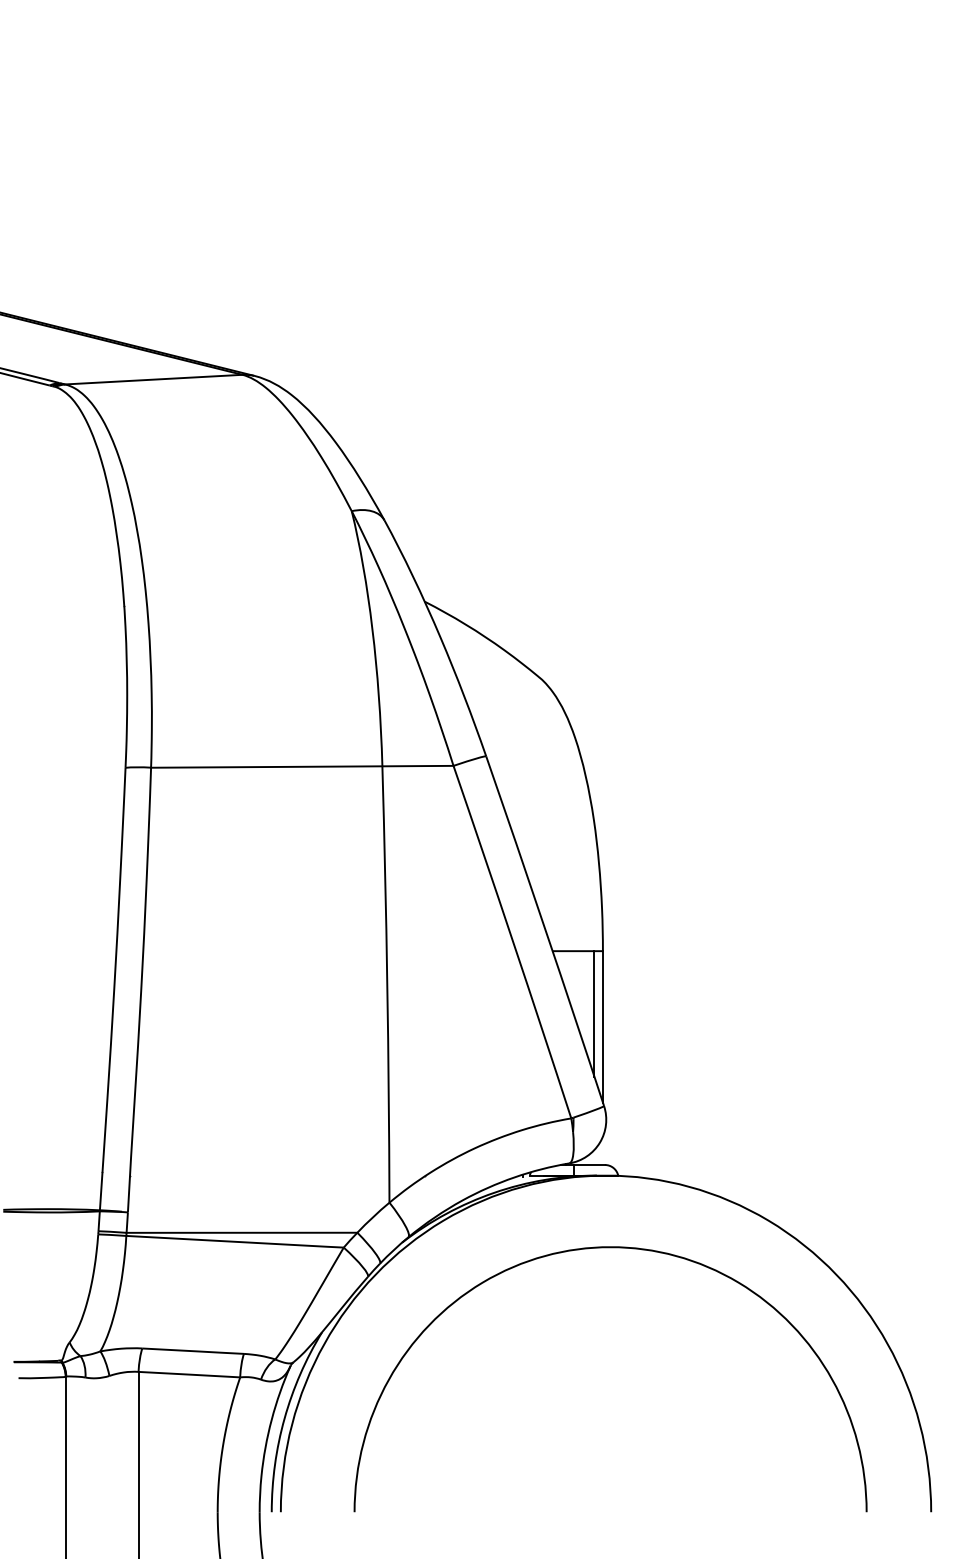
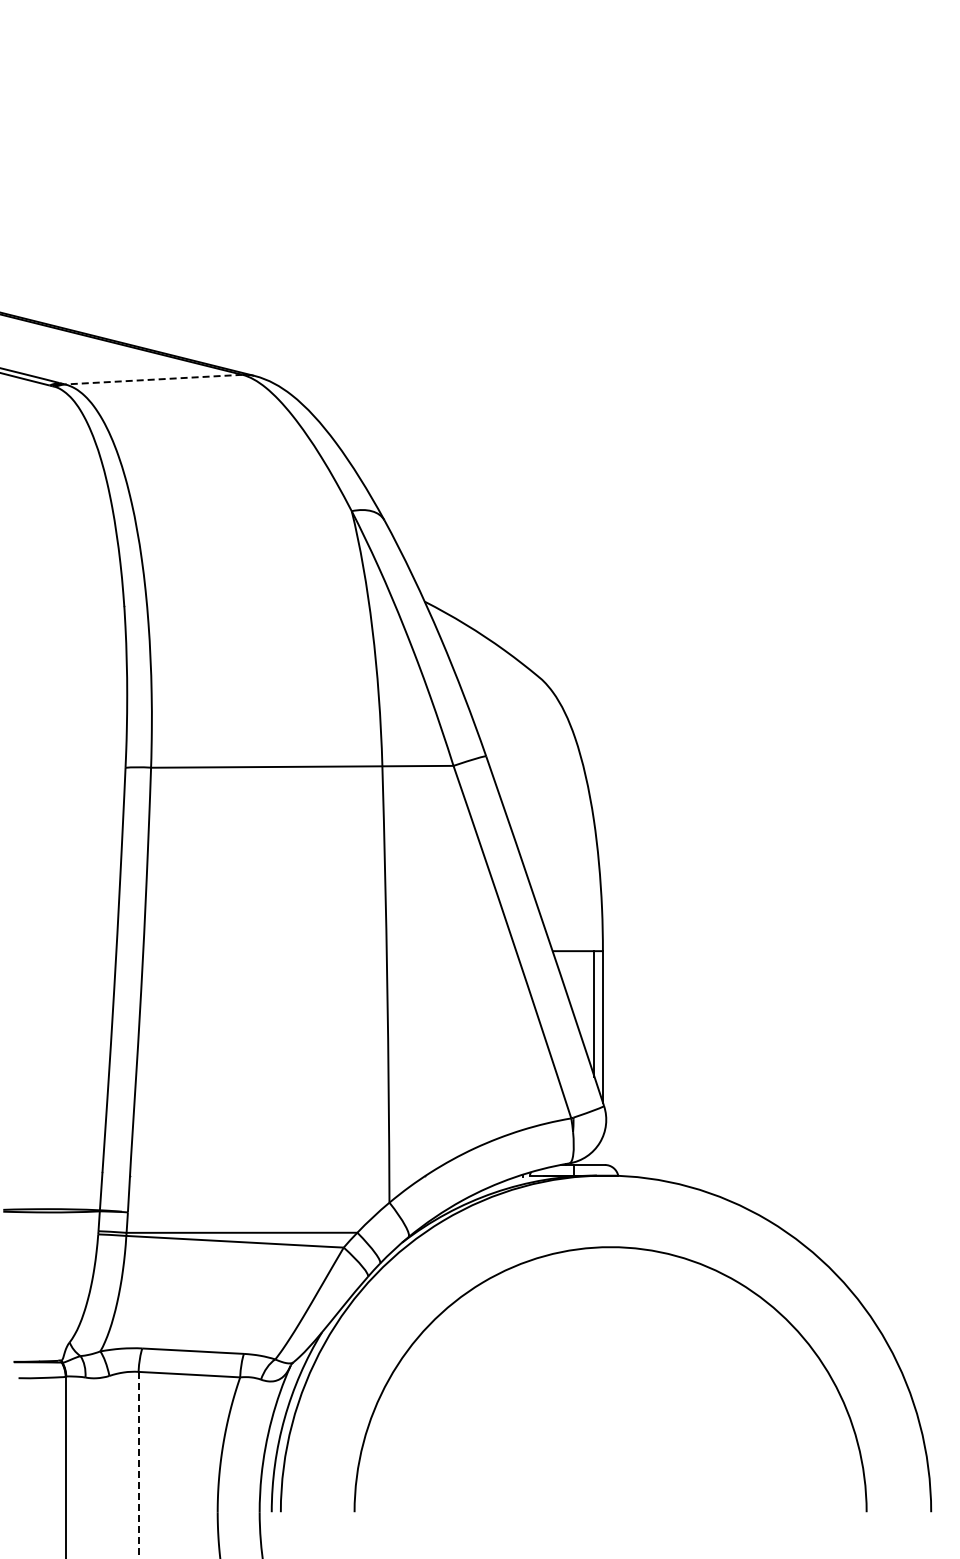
line: solid -> dashed (153, 379)
line: solid -> dashed (138, 1465)
